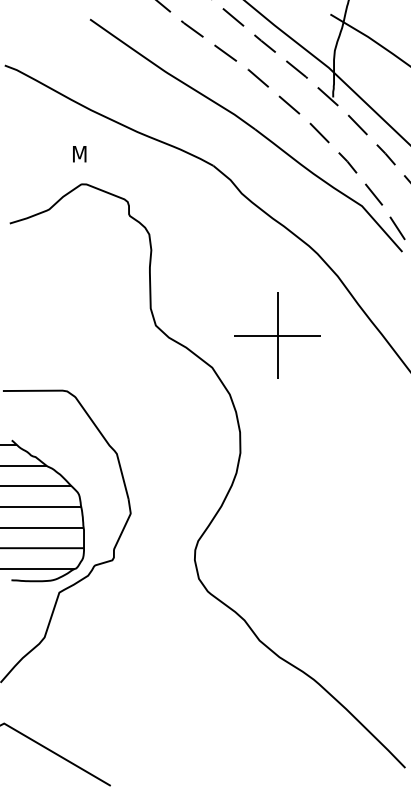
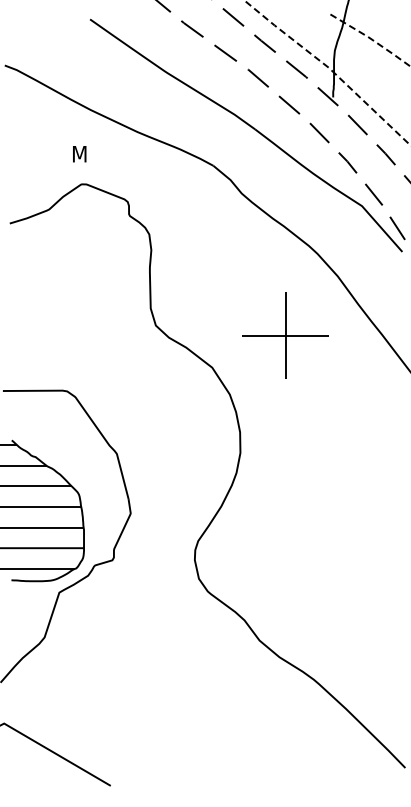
line: solid -> dashed (371, 39)
line: solid -> dashed (329, 68)
part position: (277, 335) -> (285, 335) (285, 335)
